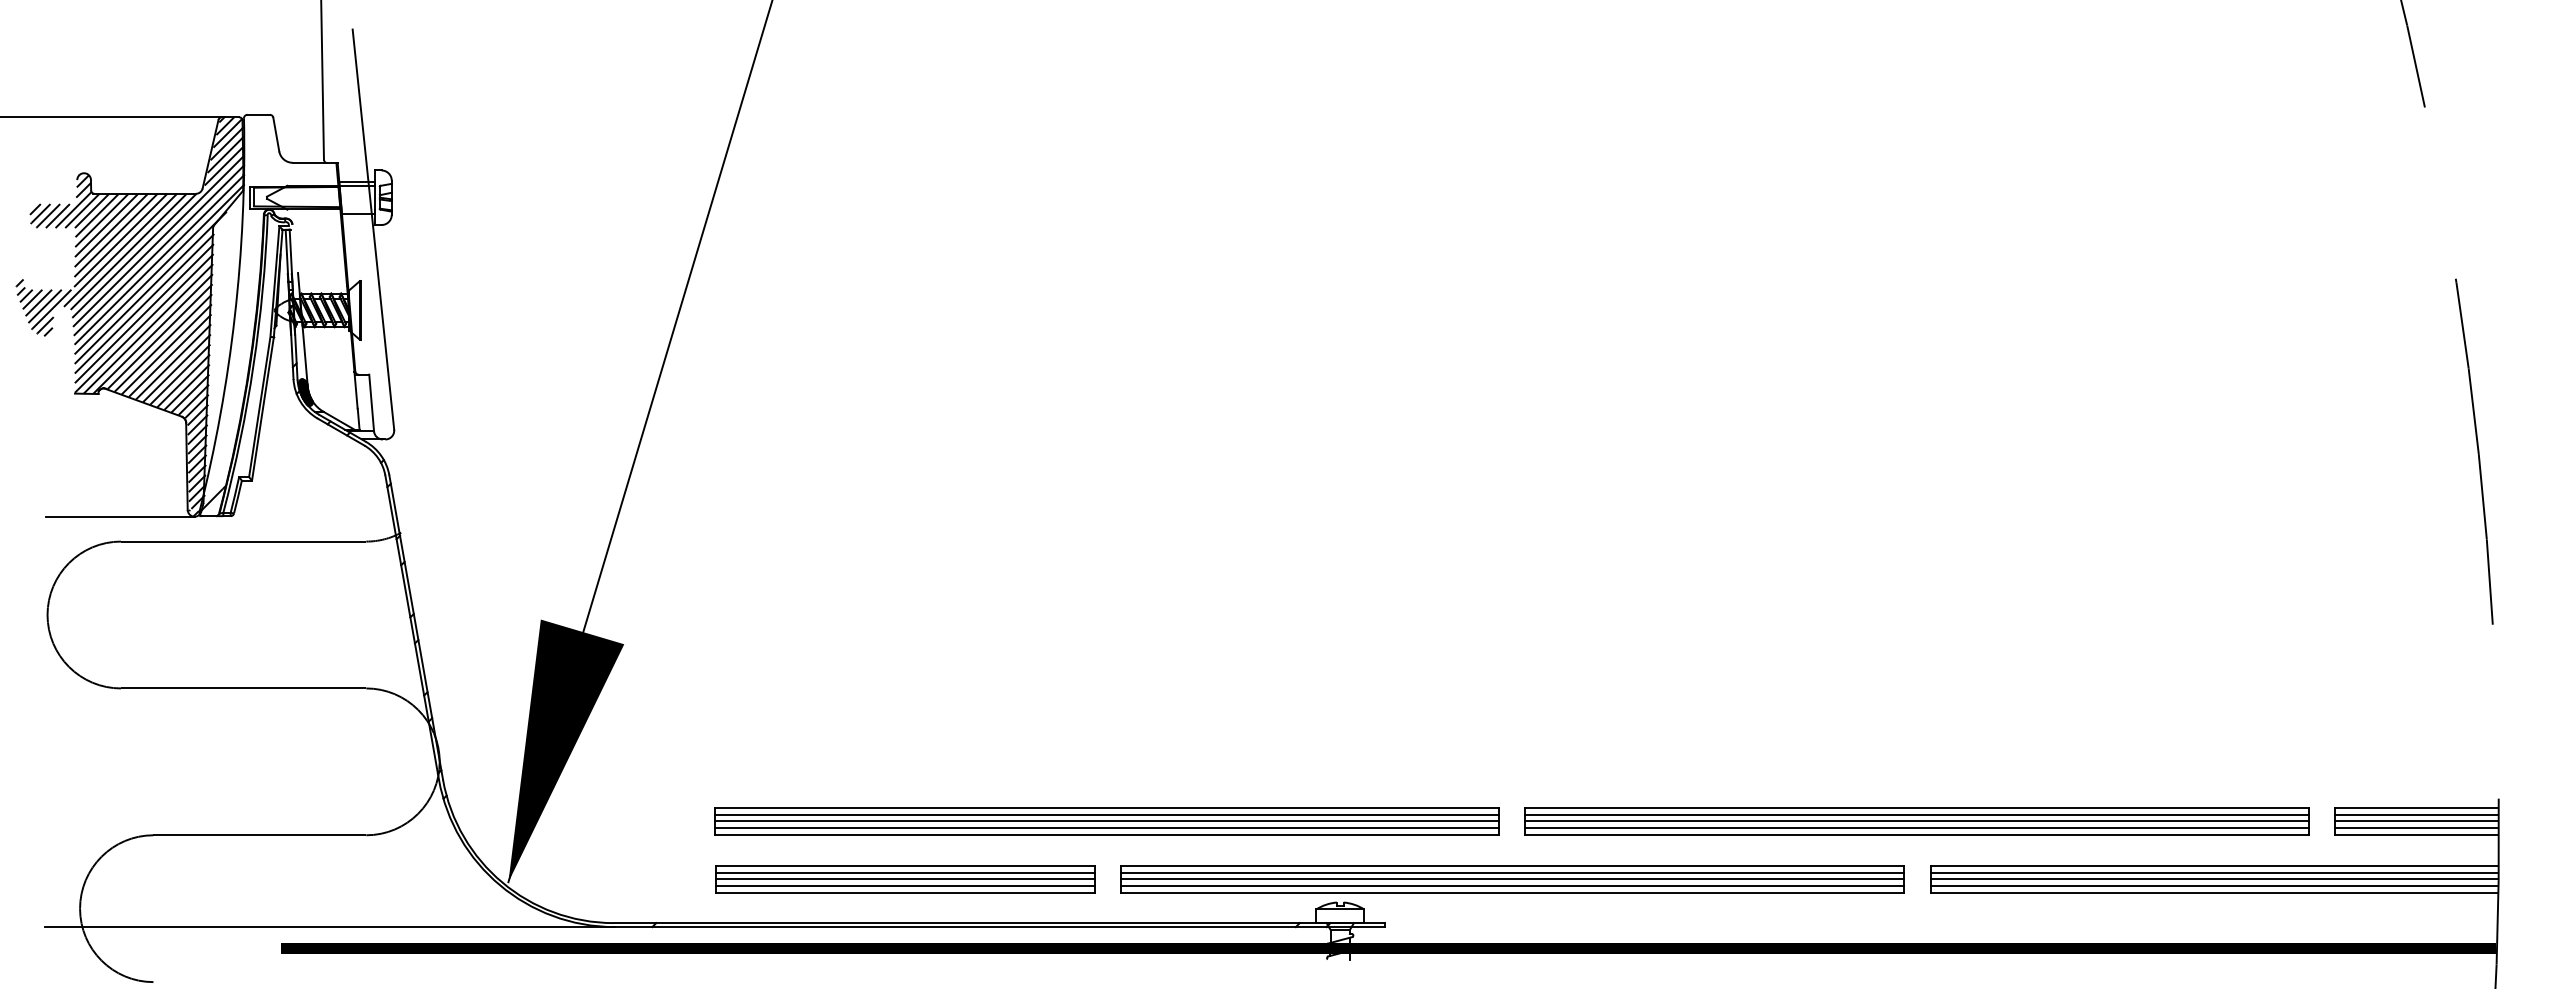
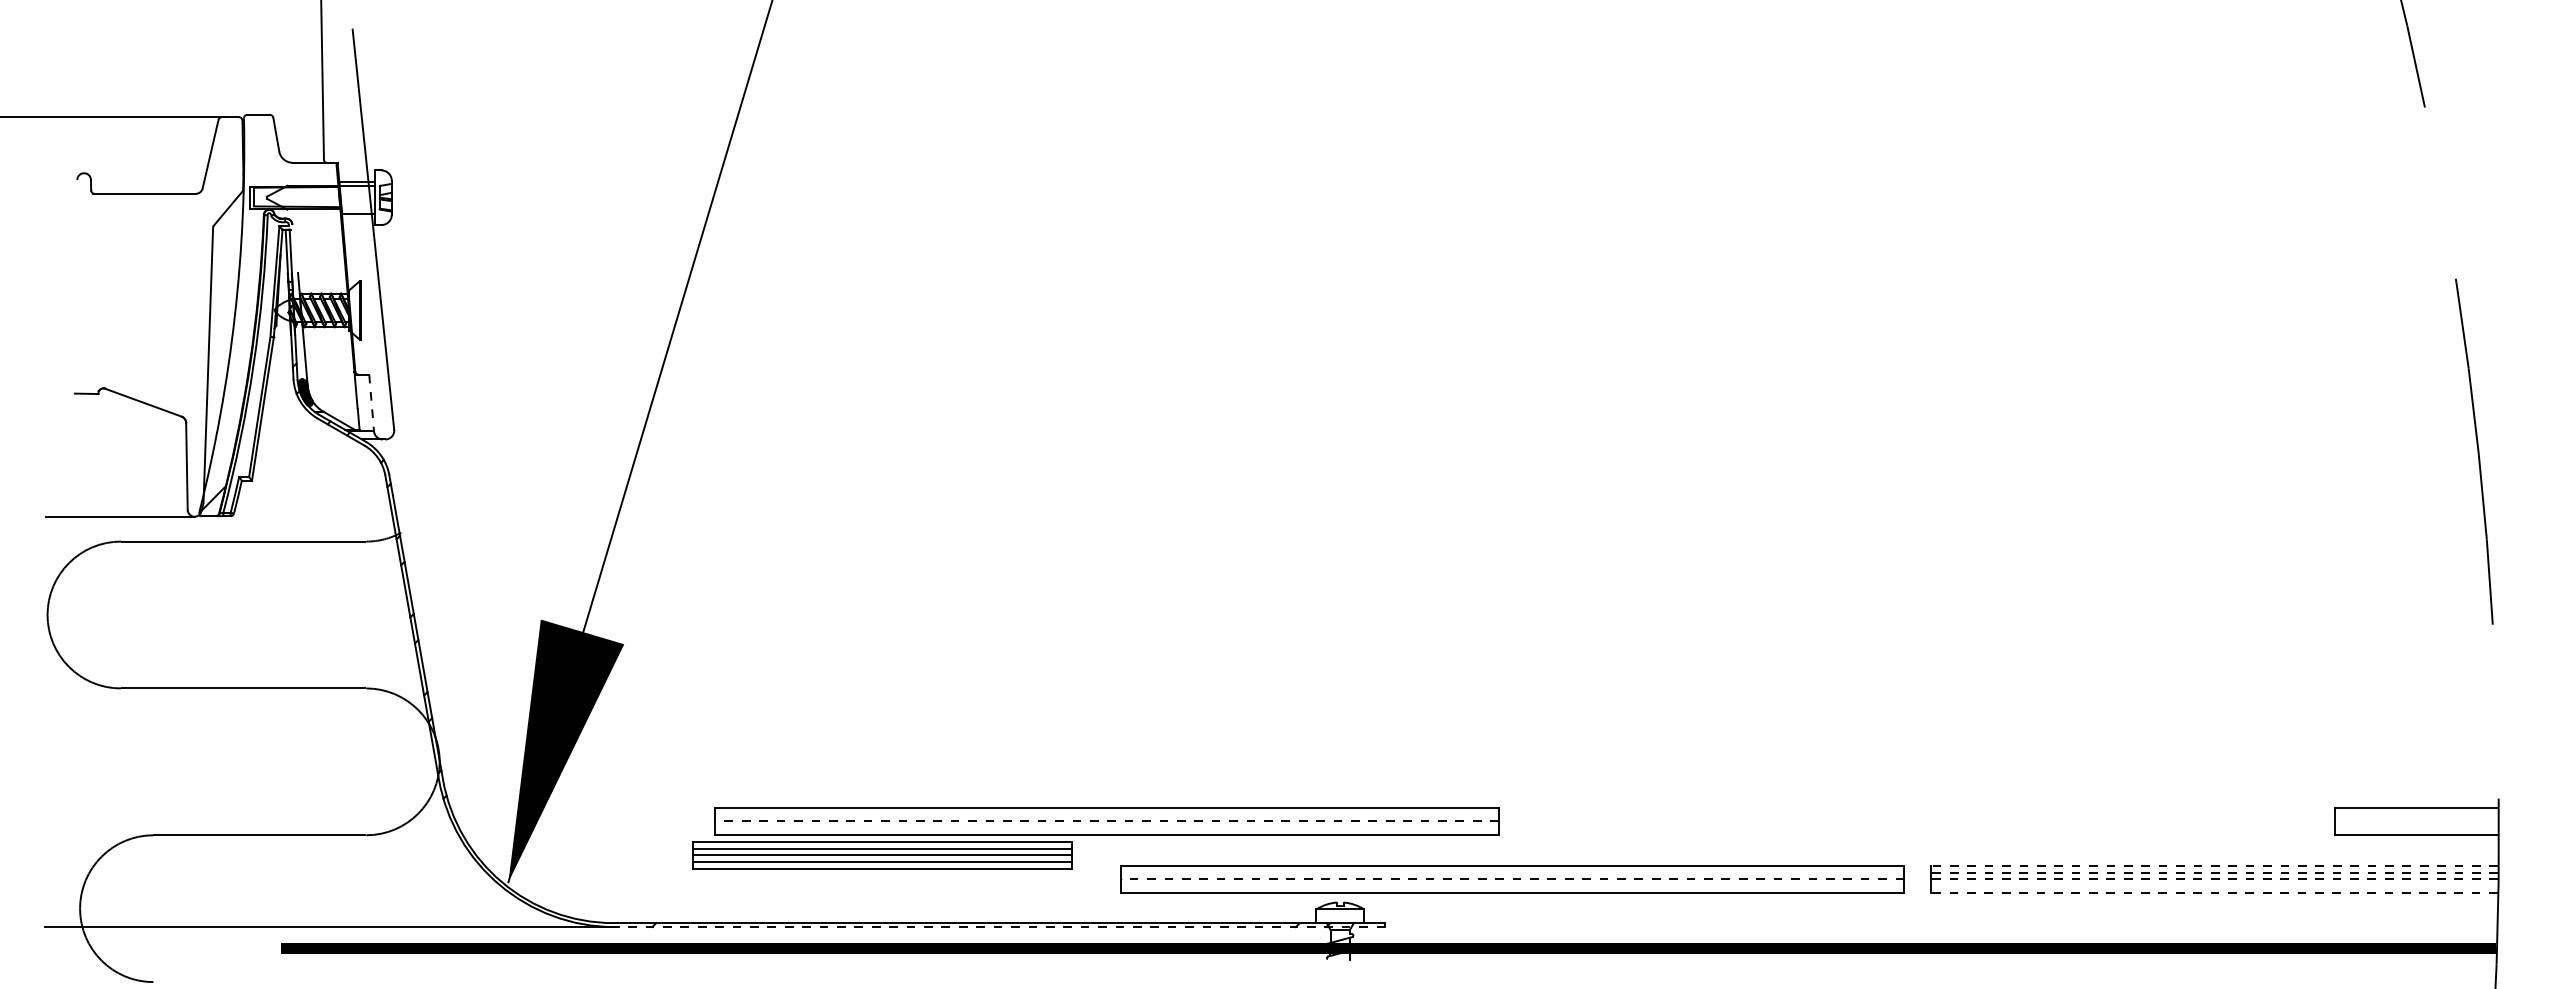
hatch: present -> none (130, 316)
line: solid -> dashed (371, 403)
line: present -> none (1106, 814)
line: present -> none (2416, 814)
line: solid -> dashed (1106, 821)
part: present -> none (1916, 821)
line: present -> none (2416, 821)
line: present -> none (1106, 828)
line: present -> none (2416, 828)
line: solid -> dashed (2214, 866)
line: present -> none (1512, 872)
line: solid -> dashed (2214, 872)
part position: (905, 879) -> (882, 855) (882, 855)
line: solid -> dashed (1512, 879)
line: solid -> dashed (2214, 879)
line: present -> none (1512, 886)
line: present -> none (2213, 886)
line: solid -> dashed (2214, 892)
line: solid -> dashed (999, 927)
